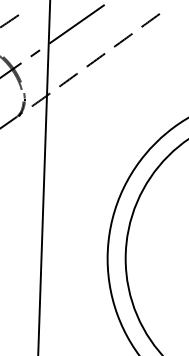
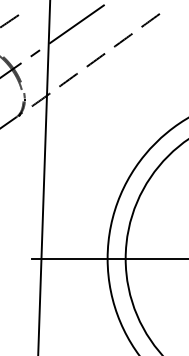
line: none -> present (108, 258)
